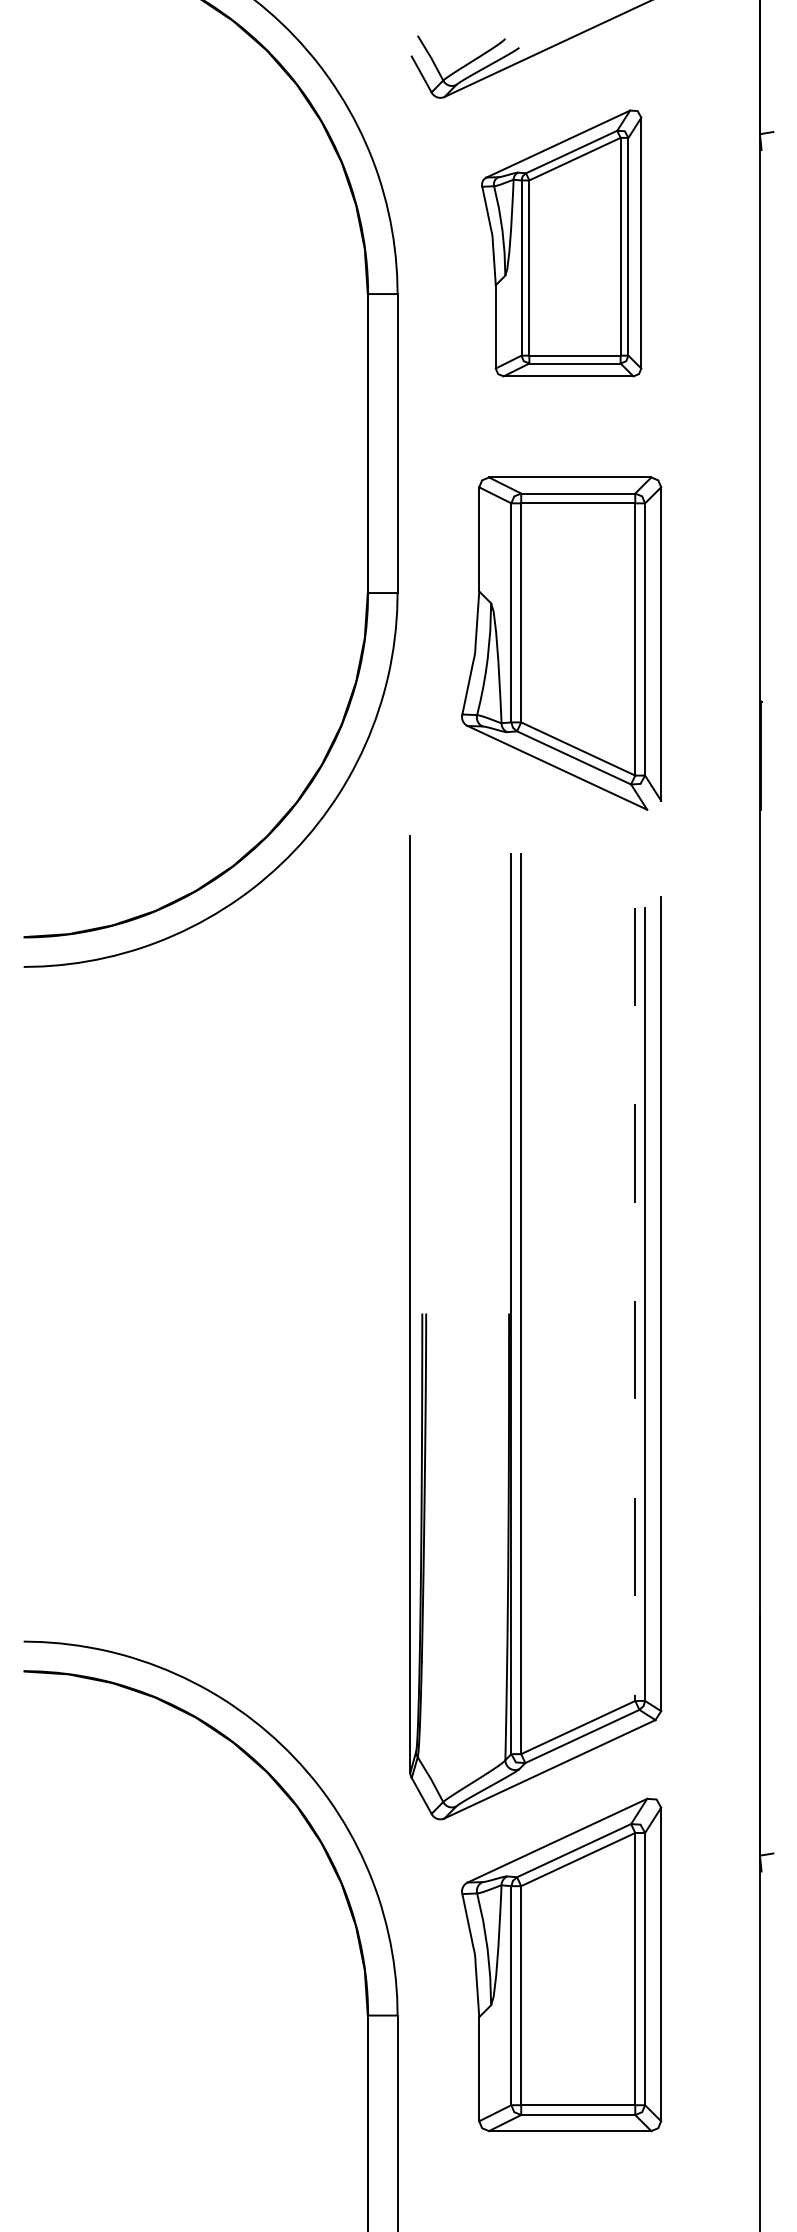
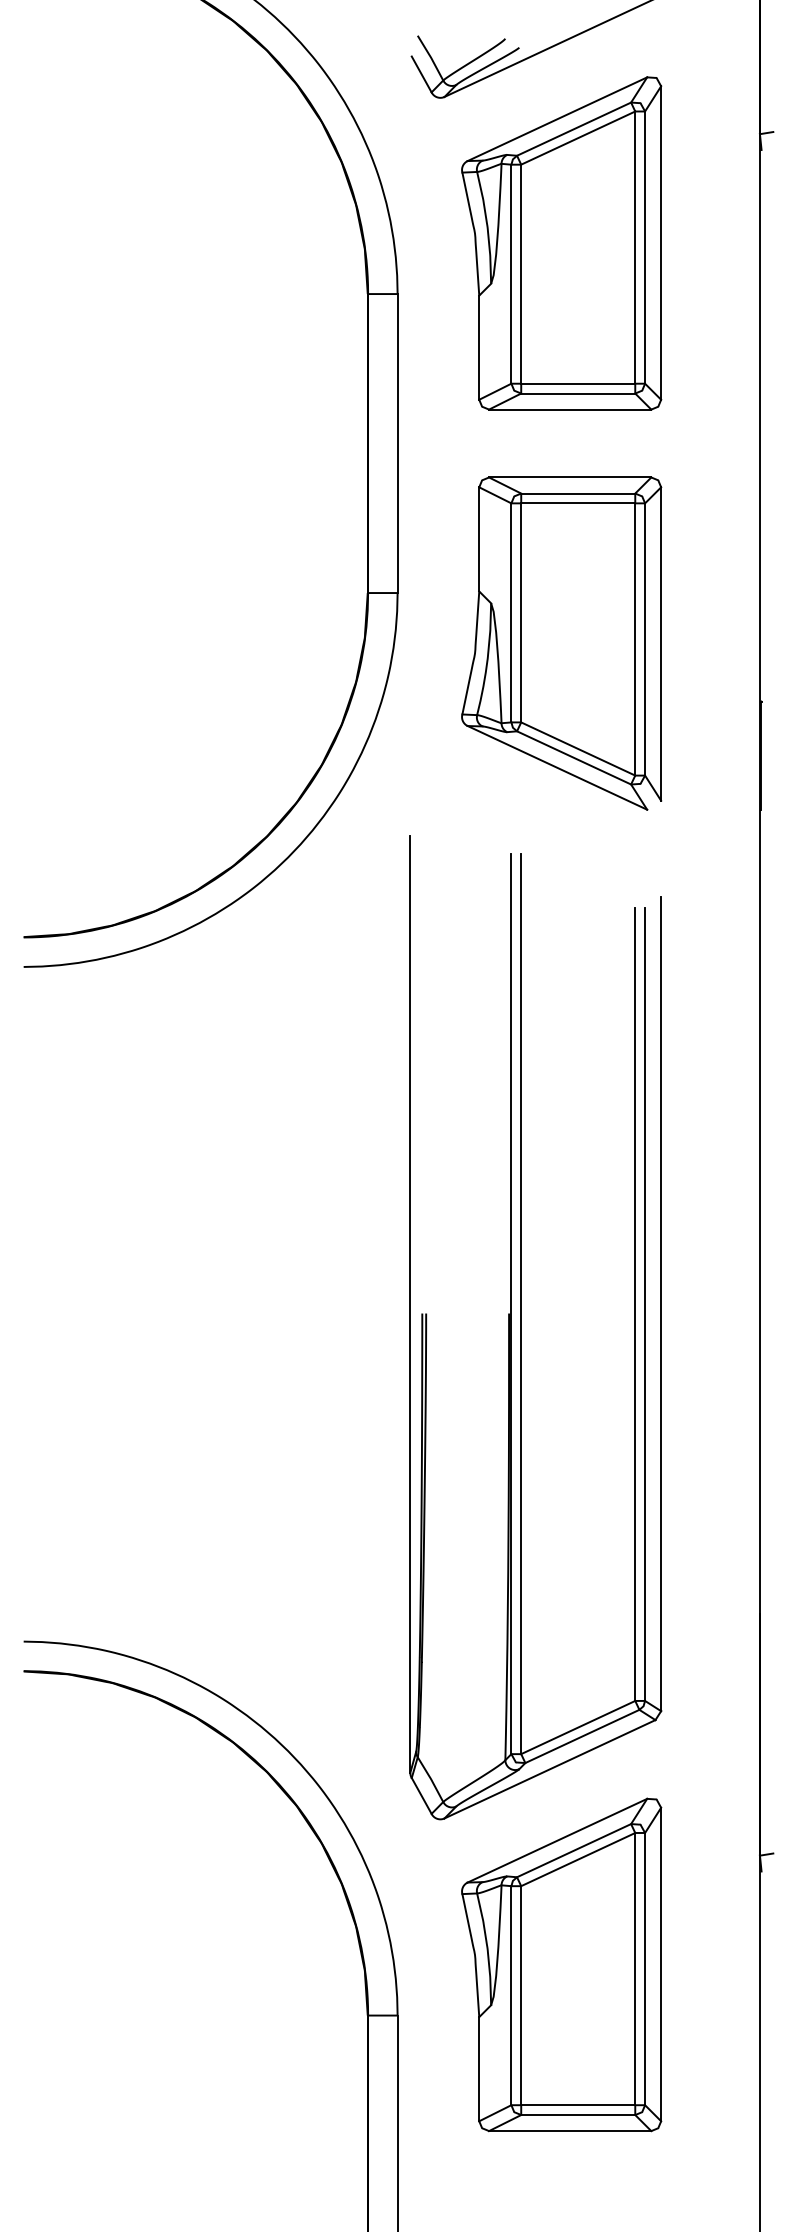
part size: 162x269 px -> 202x335 px (561, 243)
line: dashed -> solid (635, 1304)
